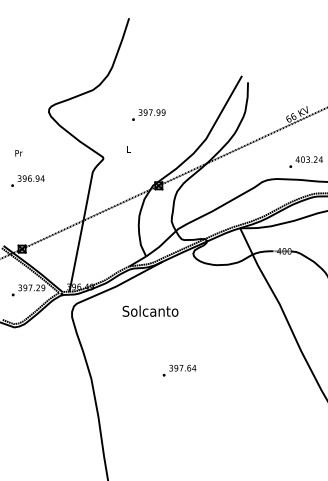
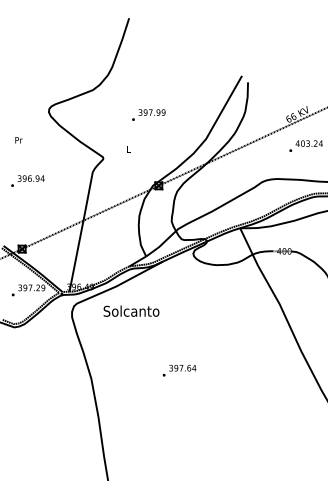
text position: (18, 153) -> (18, 140) (18, 140)
text position: (305, 161) -> (305, 145) (305, 145)
text position: (150, 310) -> (131, 310) (131, 310)
